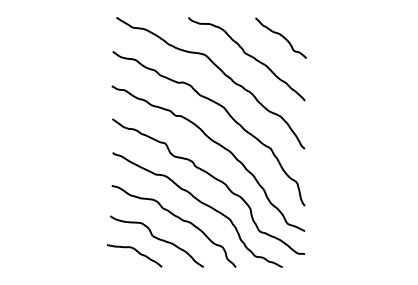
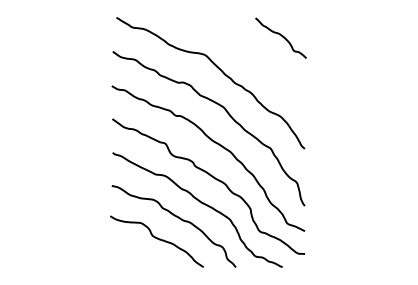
curve: present -> none (248, 56)
curve: present -> none (137, 252)
